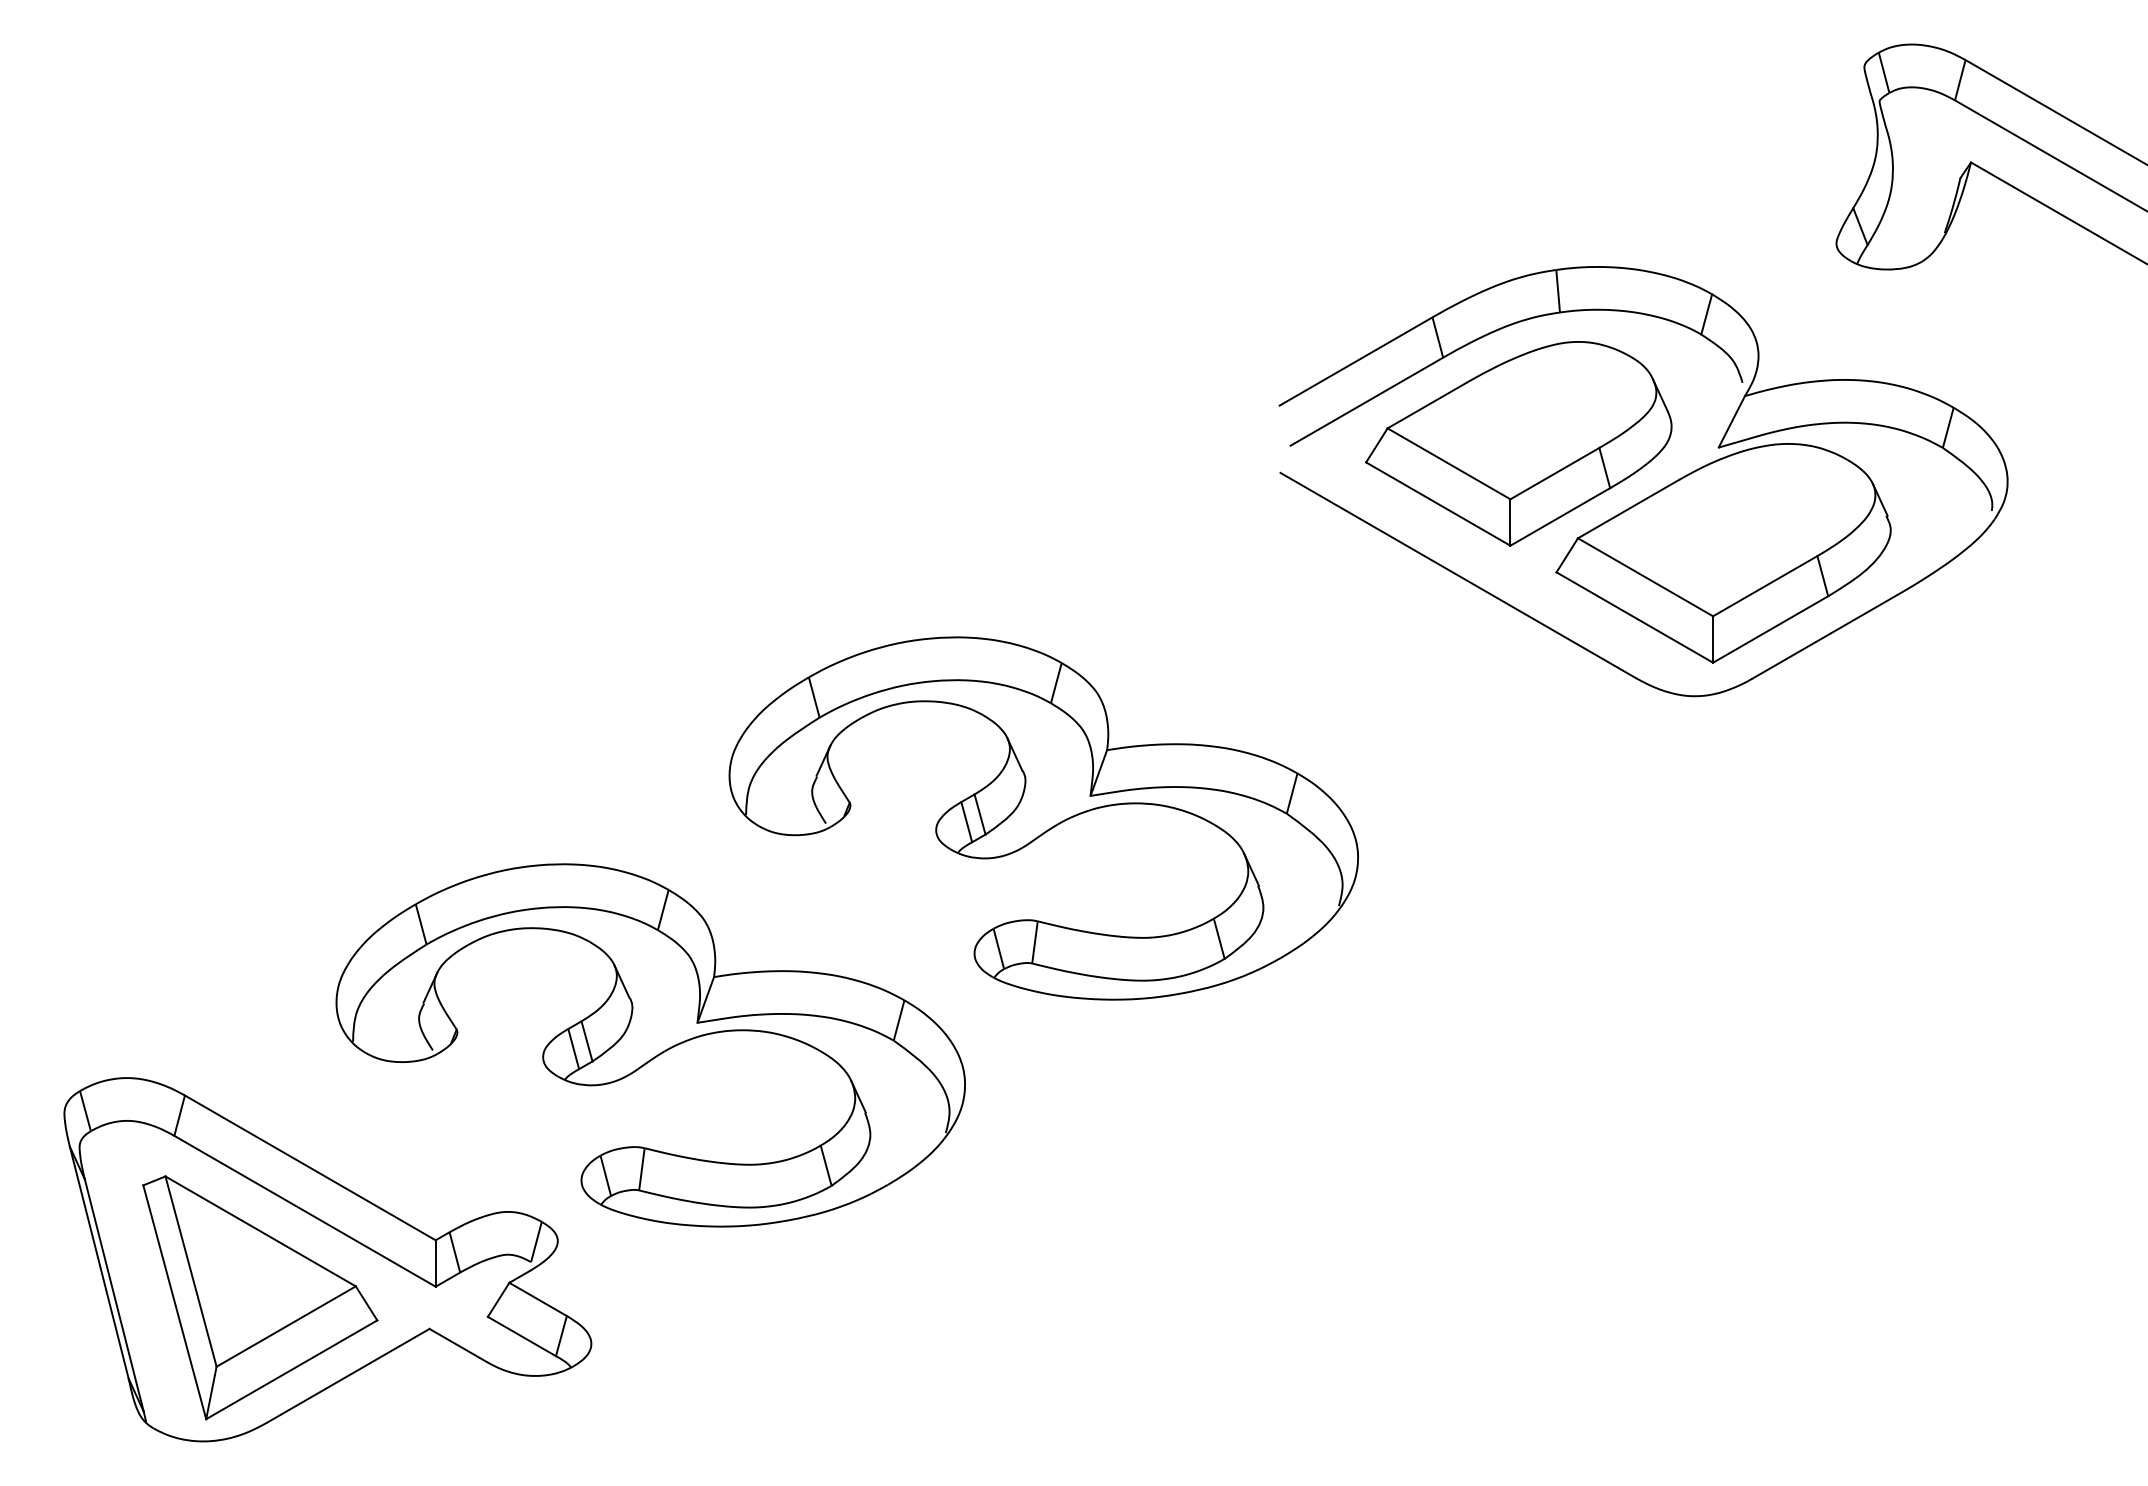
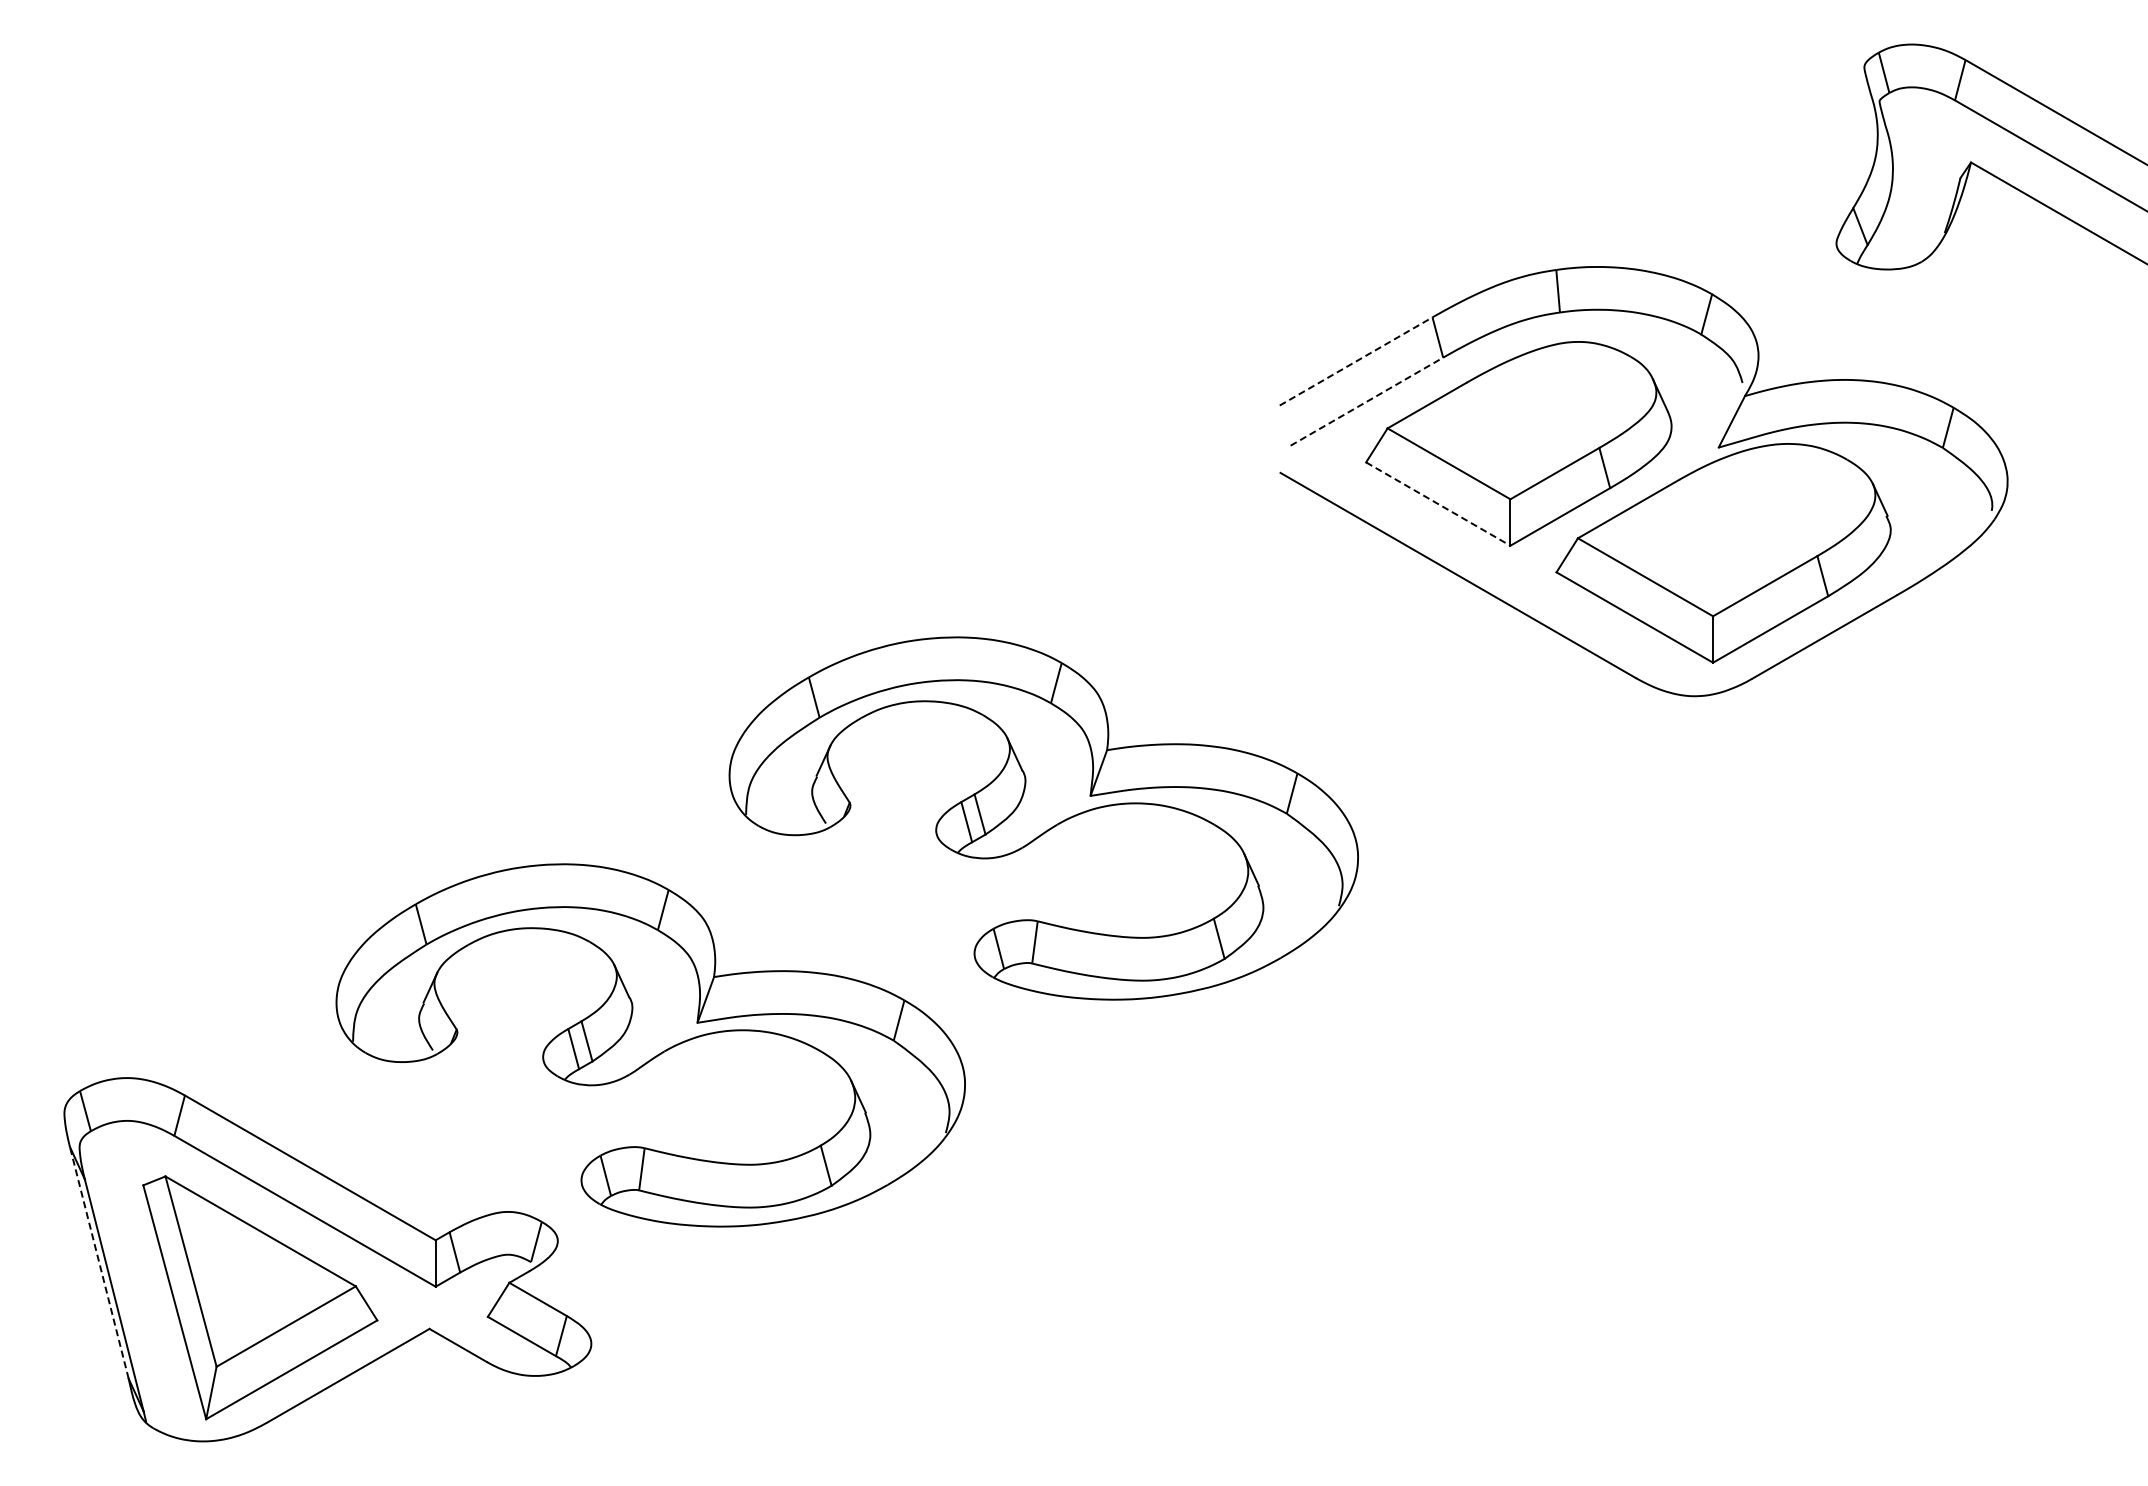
line: solid -> dashed (1356, 361)
line: solid -> dashed (1367, 401)
line: solid -> dashed (1438, 504)
line: solid -> dashed (99, 1262)
